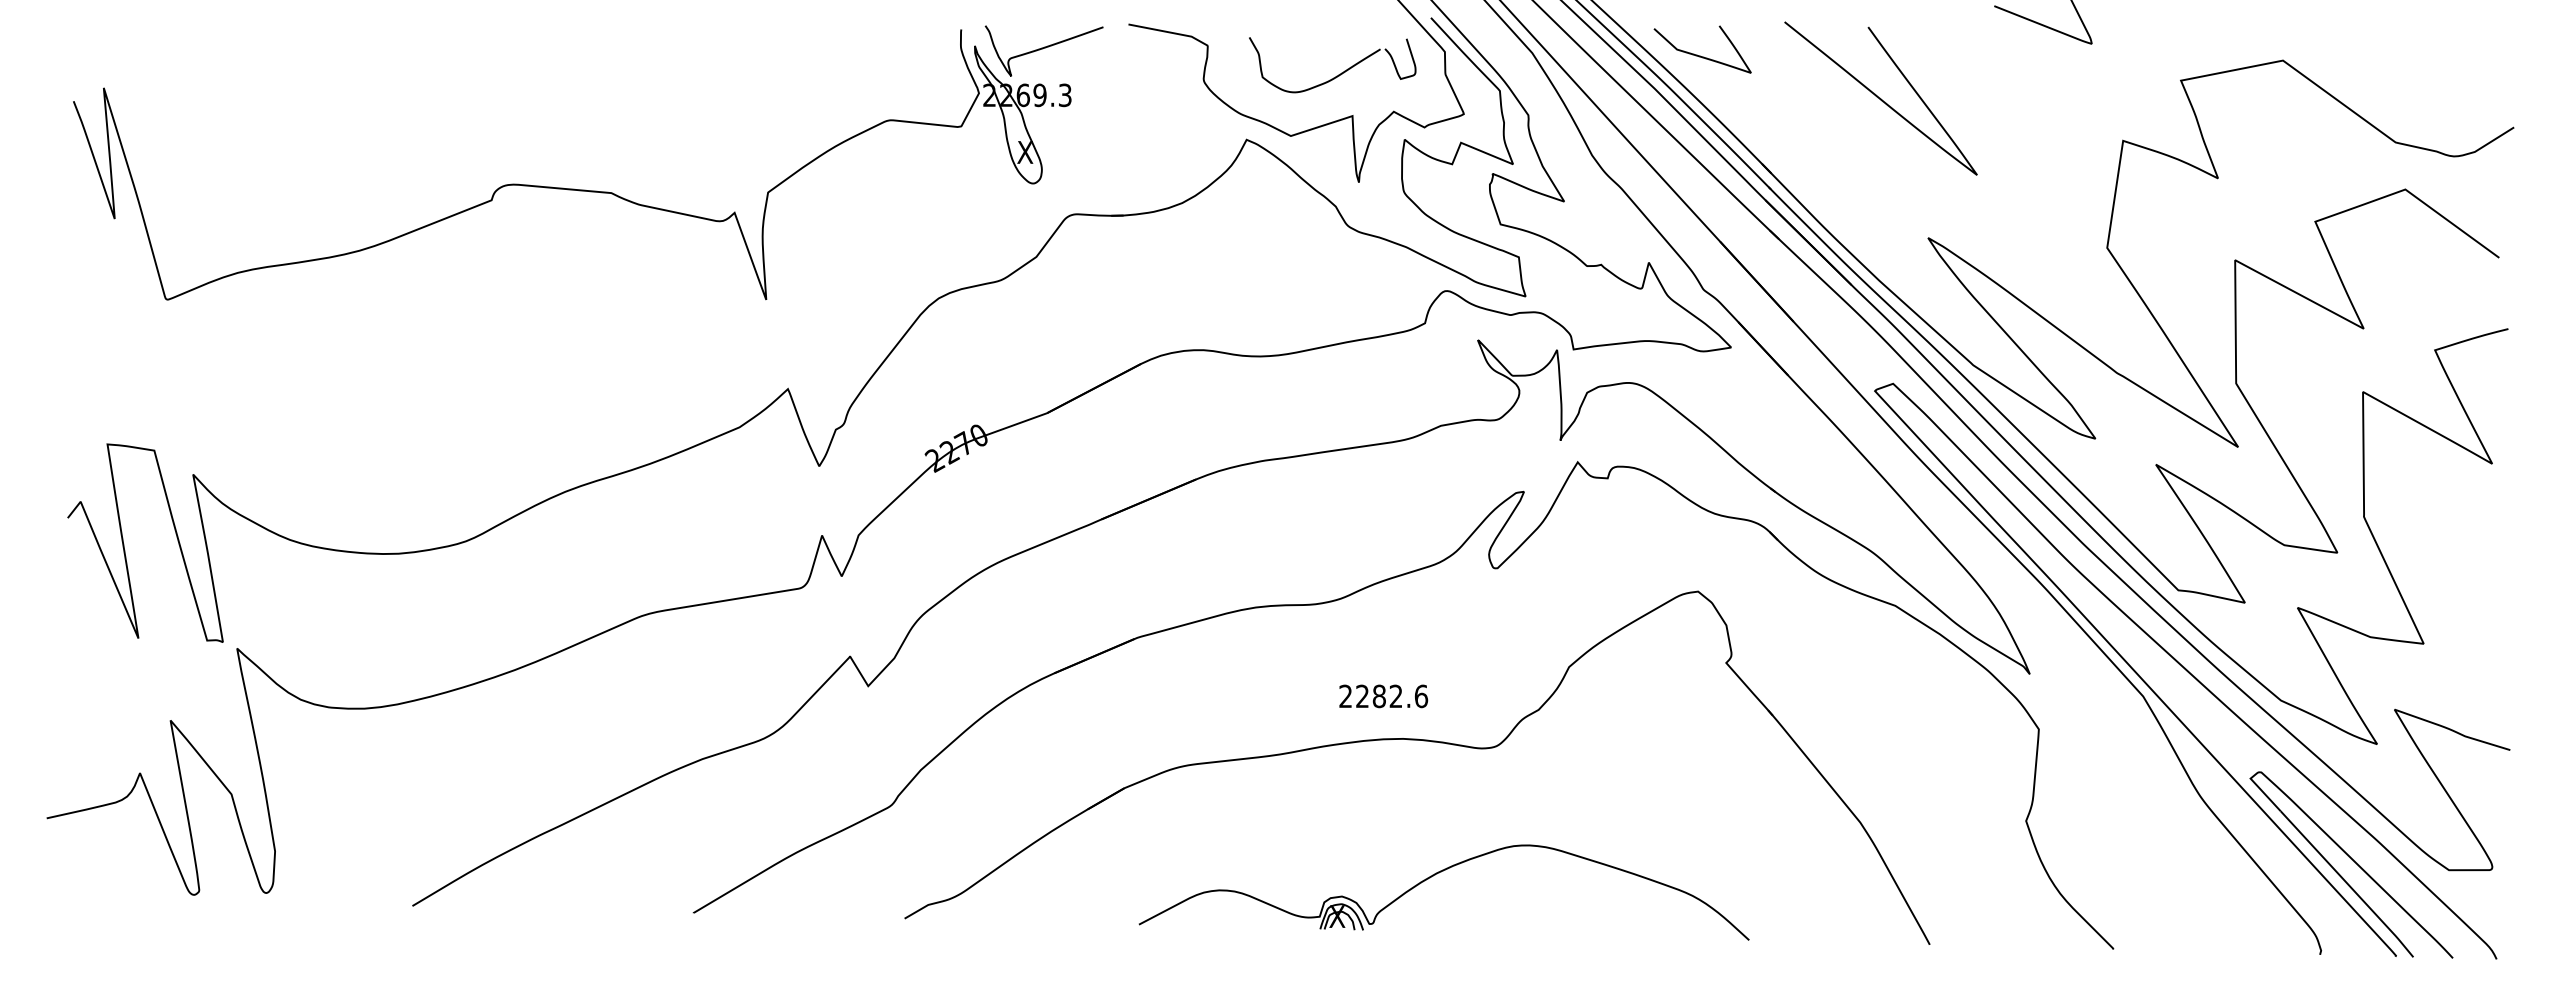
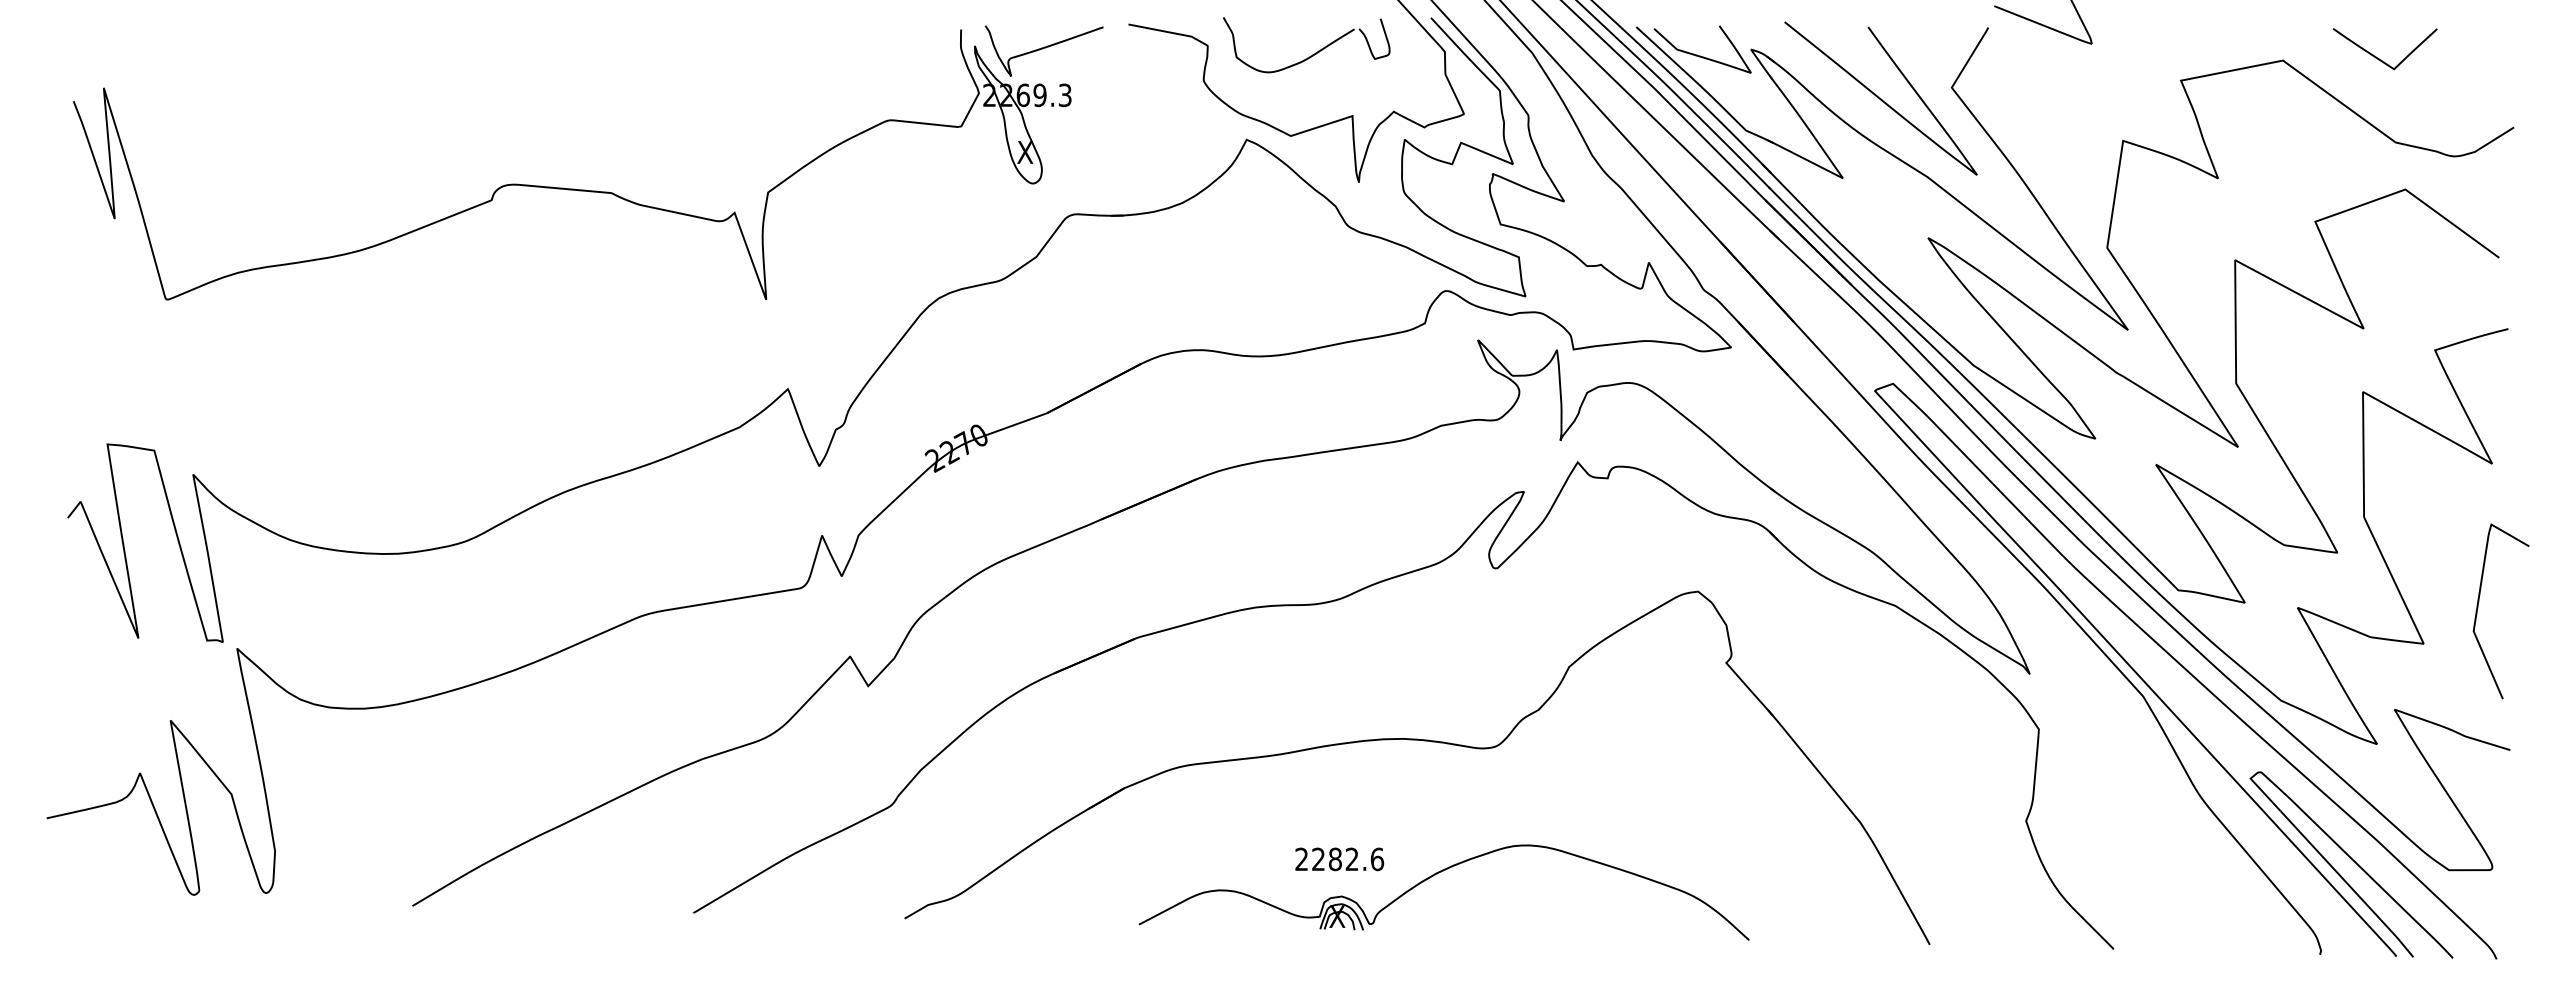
curve: none -> present (2379, 58)
part position: (1336, 75) -> (1310, 55) (1310, 55)
part: none -> present (1892, 156)
curve: none -> present (2478, 608)
text position: (1383, 696) -> (1339, 859) (1339, 859)
